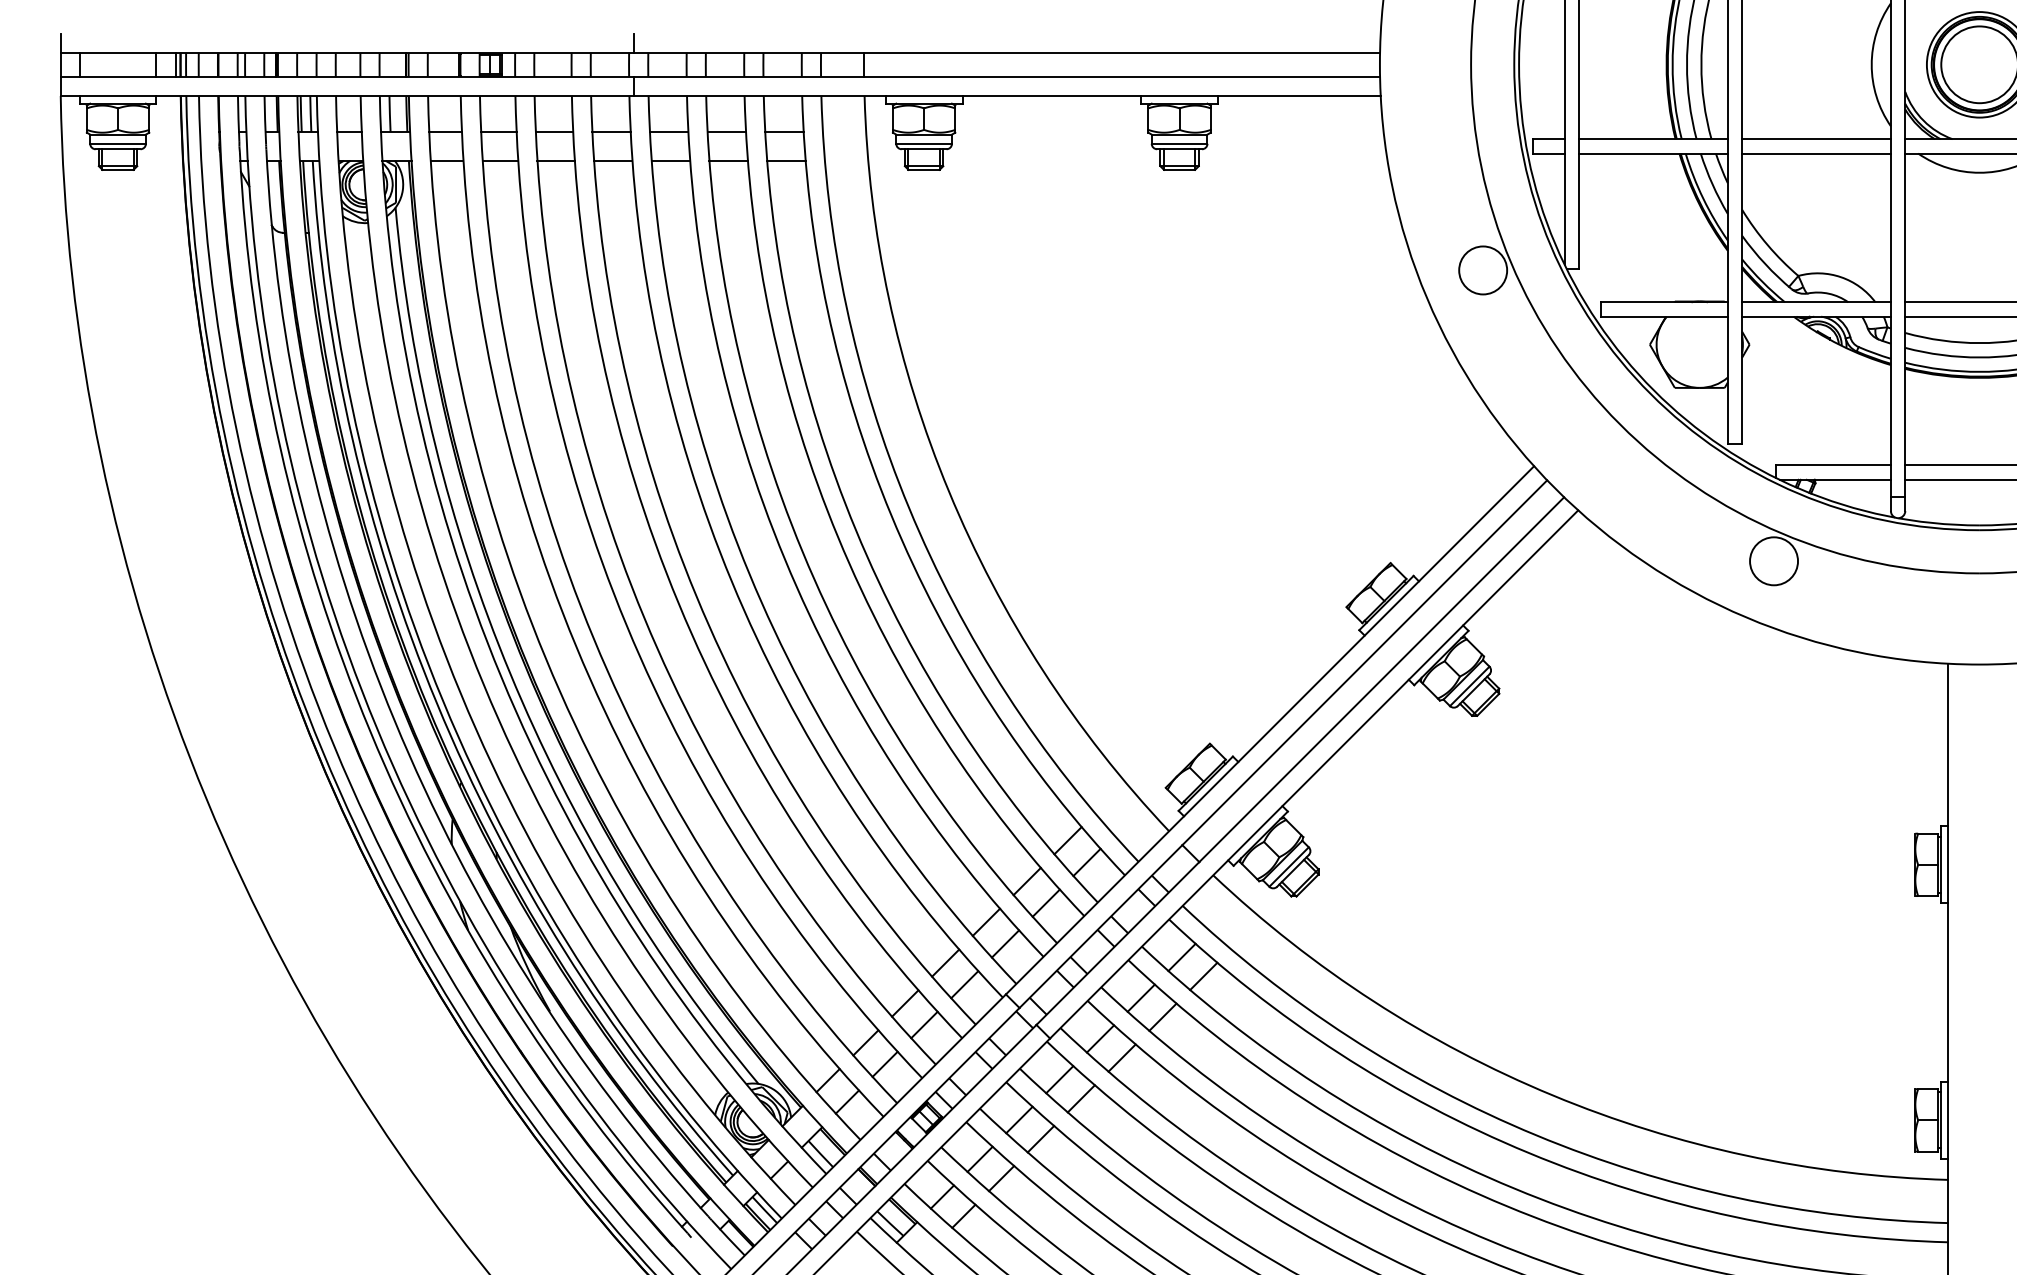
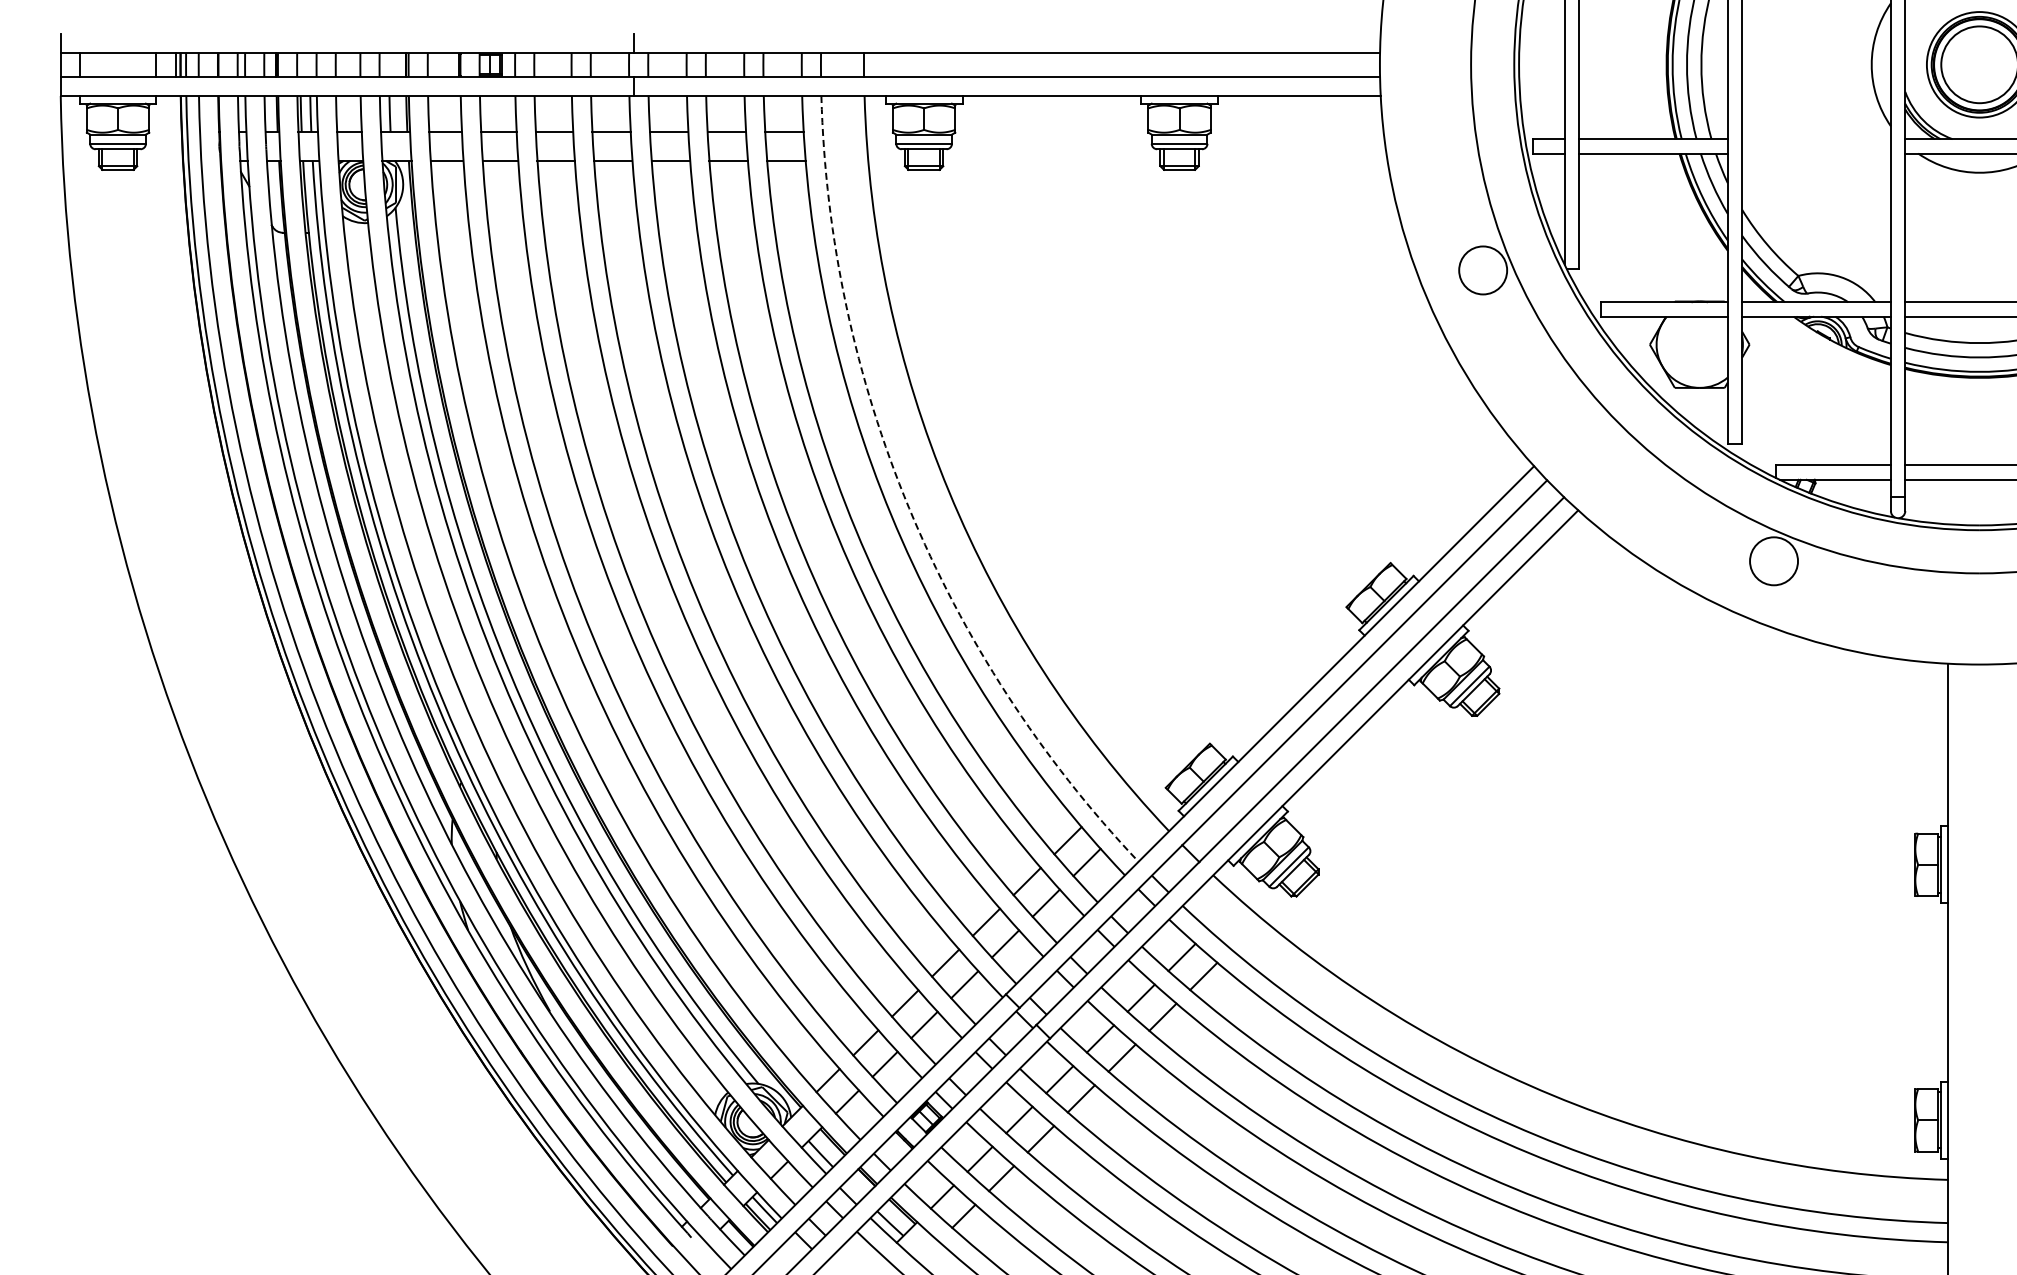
line: present -> none (1816, 139)
line: present -> none (1816, 153)
arc: solid -> dashed (909, 508)
